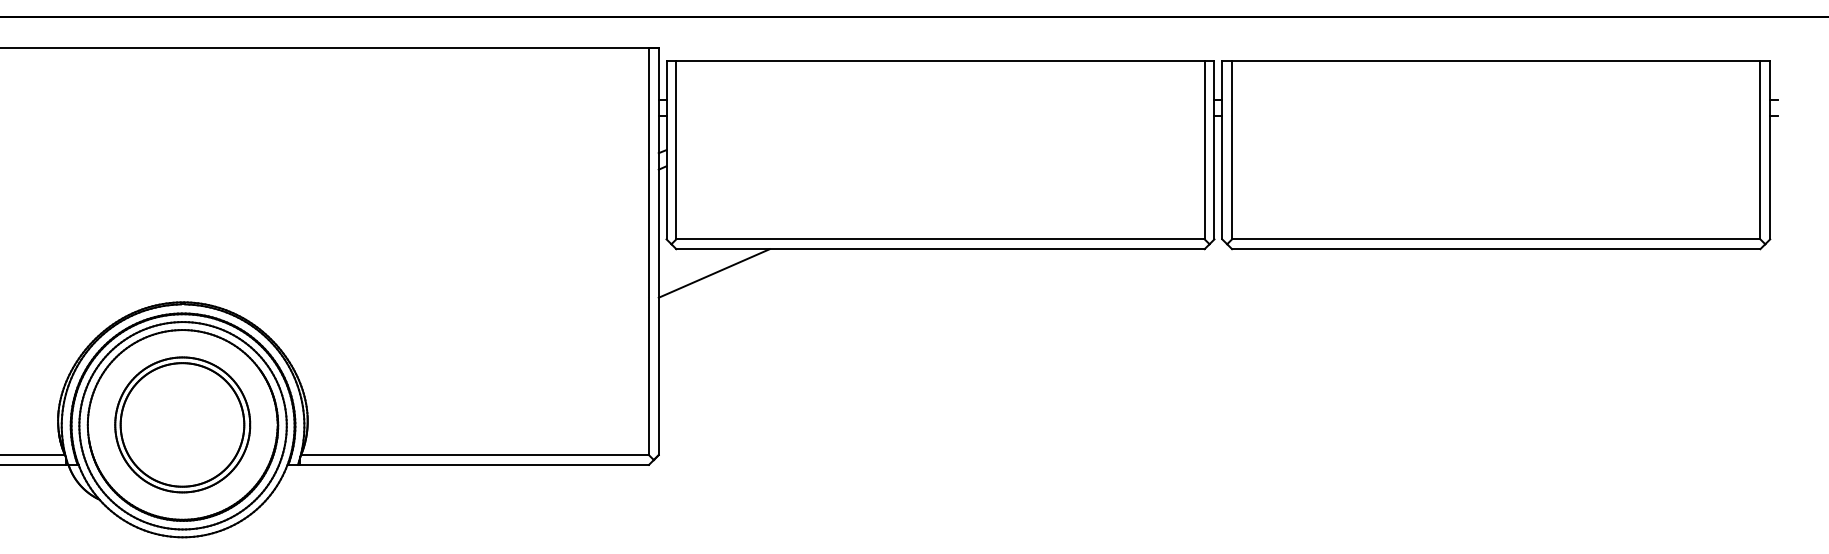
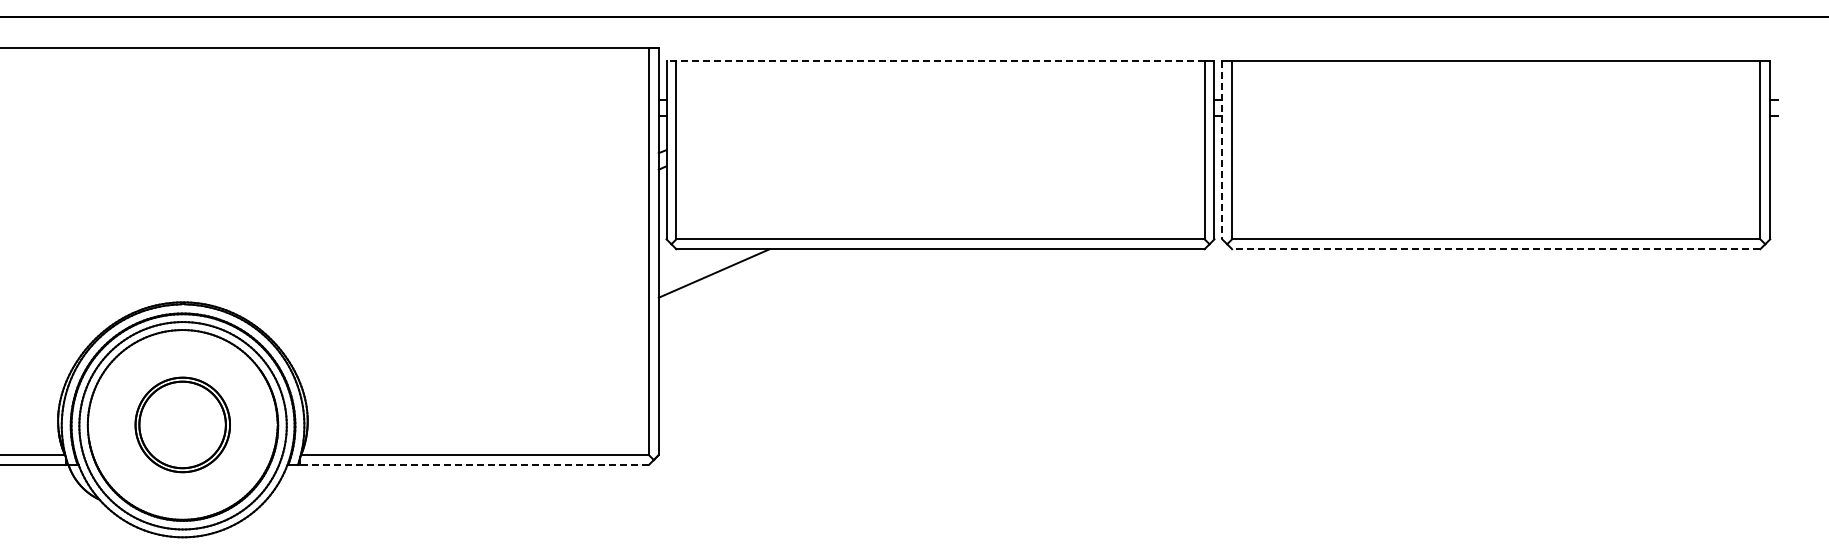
line: solid -> dashed (935, 61)
line: solid -> dashed (1222, 150)
line: solid -> dashed (1495, 249)
part size: 138x138 px -> 97x98 px (182, 424)
line: solid -> dashed (474, 464)
